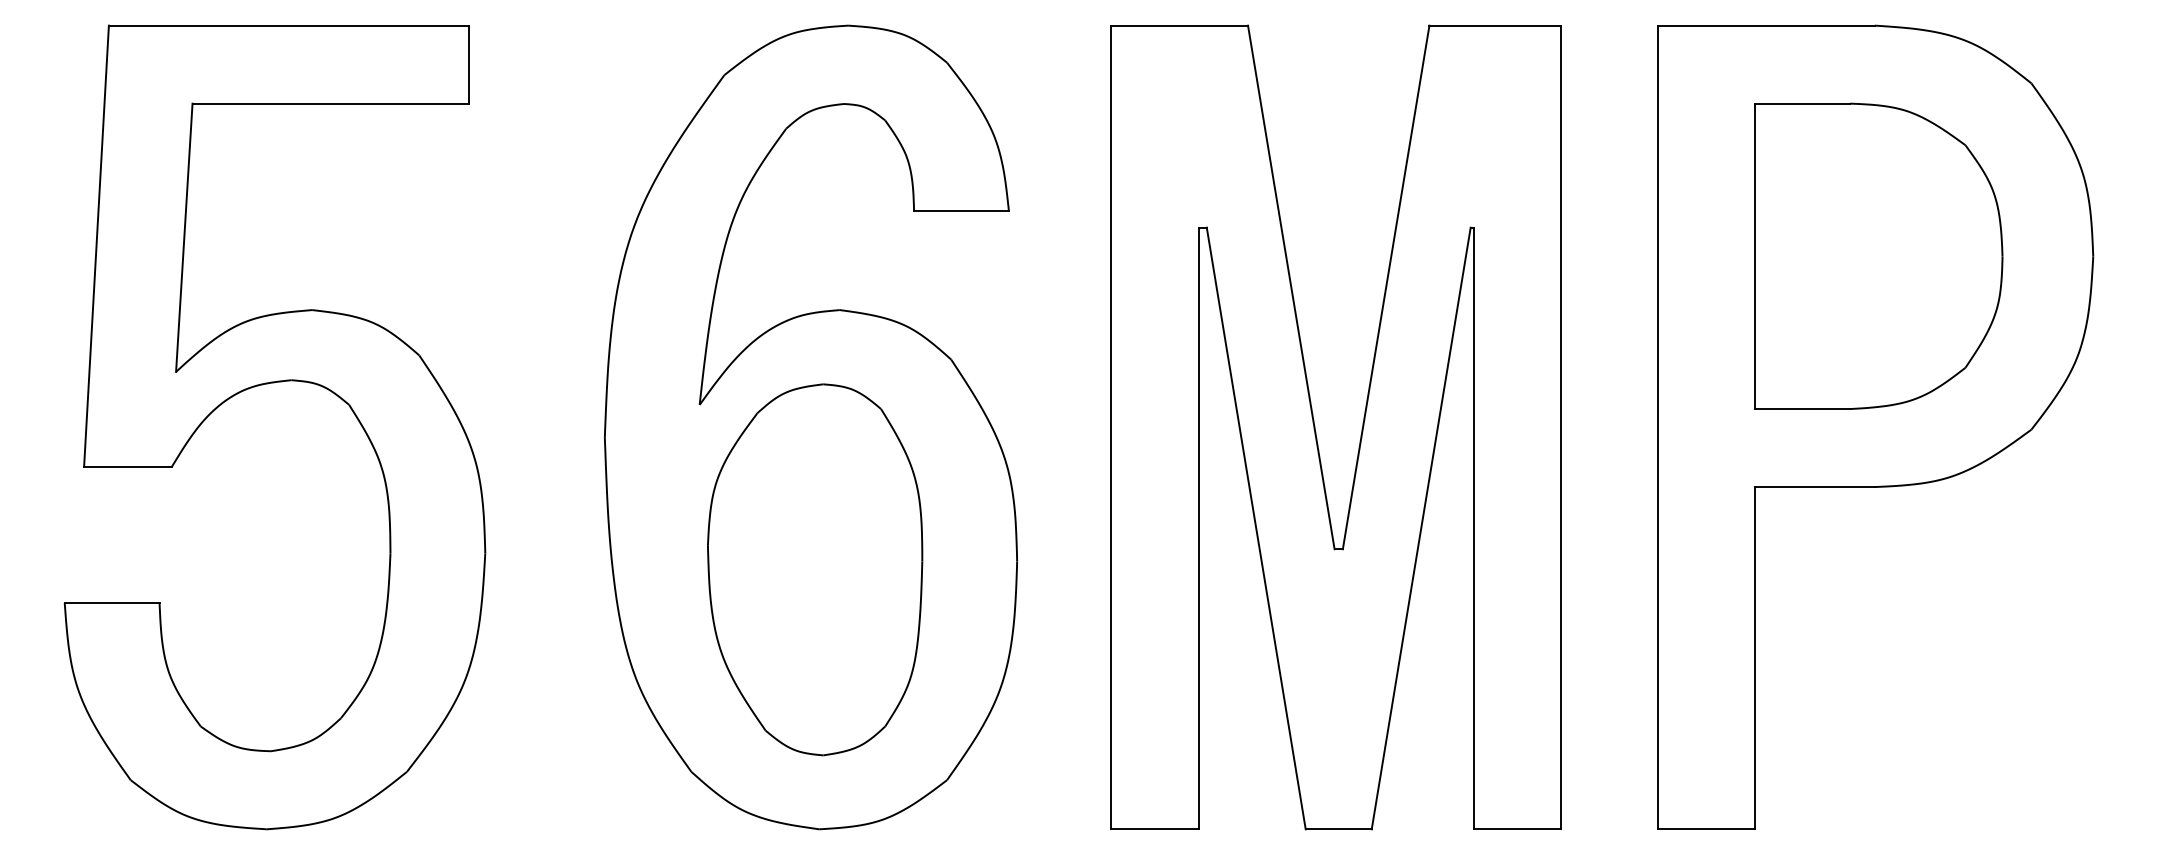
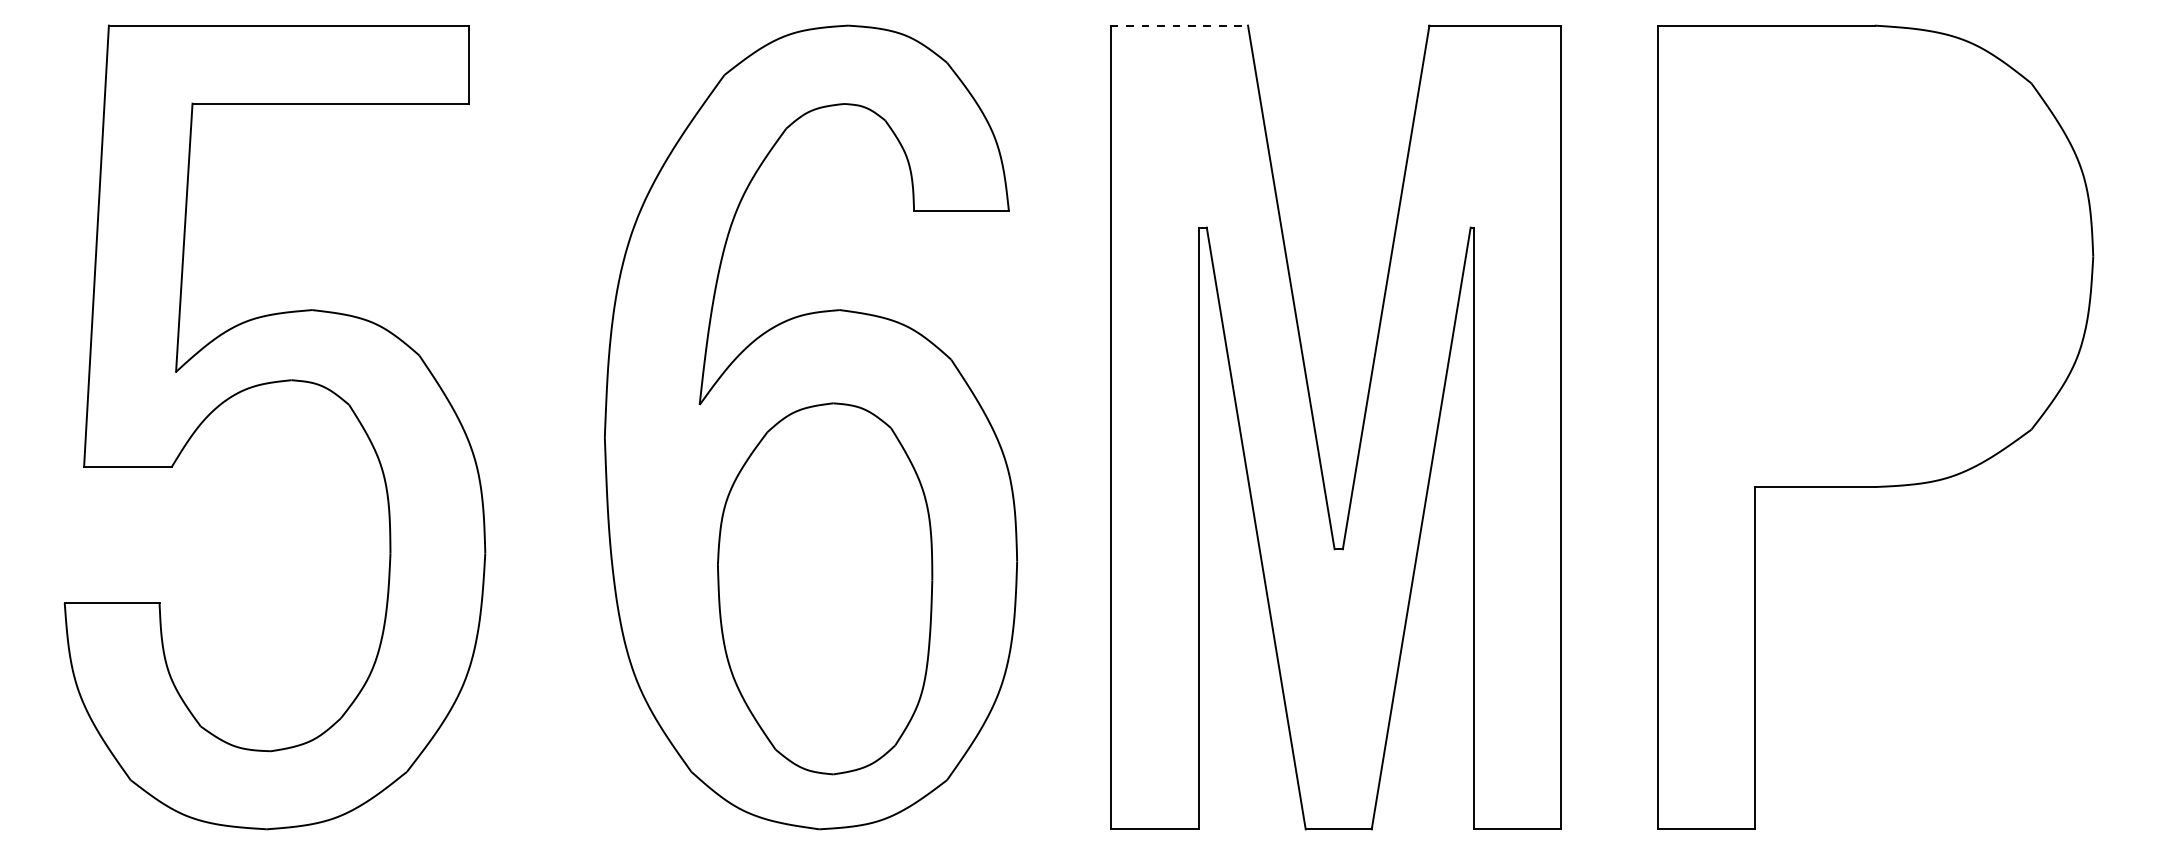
line: solid -> dashed (1179, 25)
part: present -> none (1878, 255)
part position: (815, 569) -> (825, 588) (825, 588)
